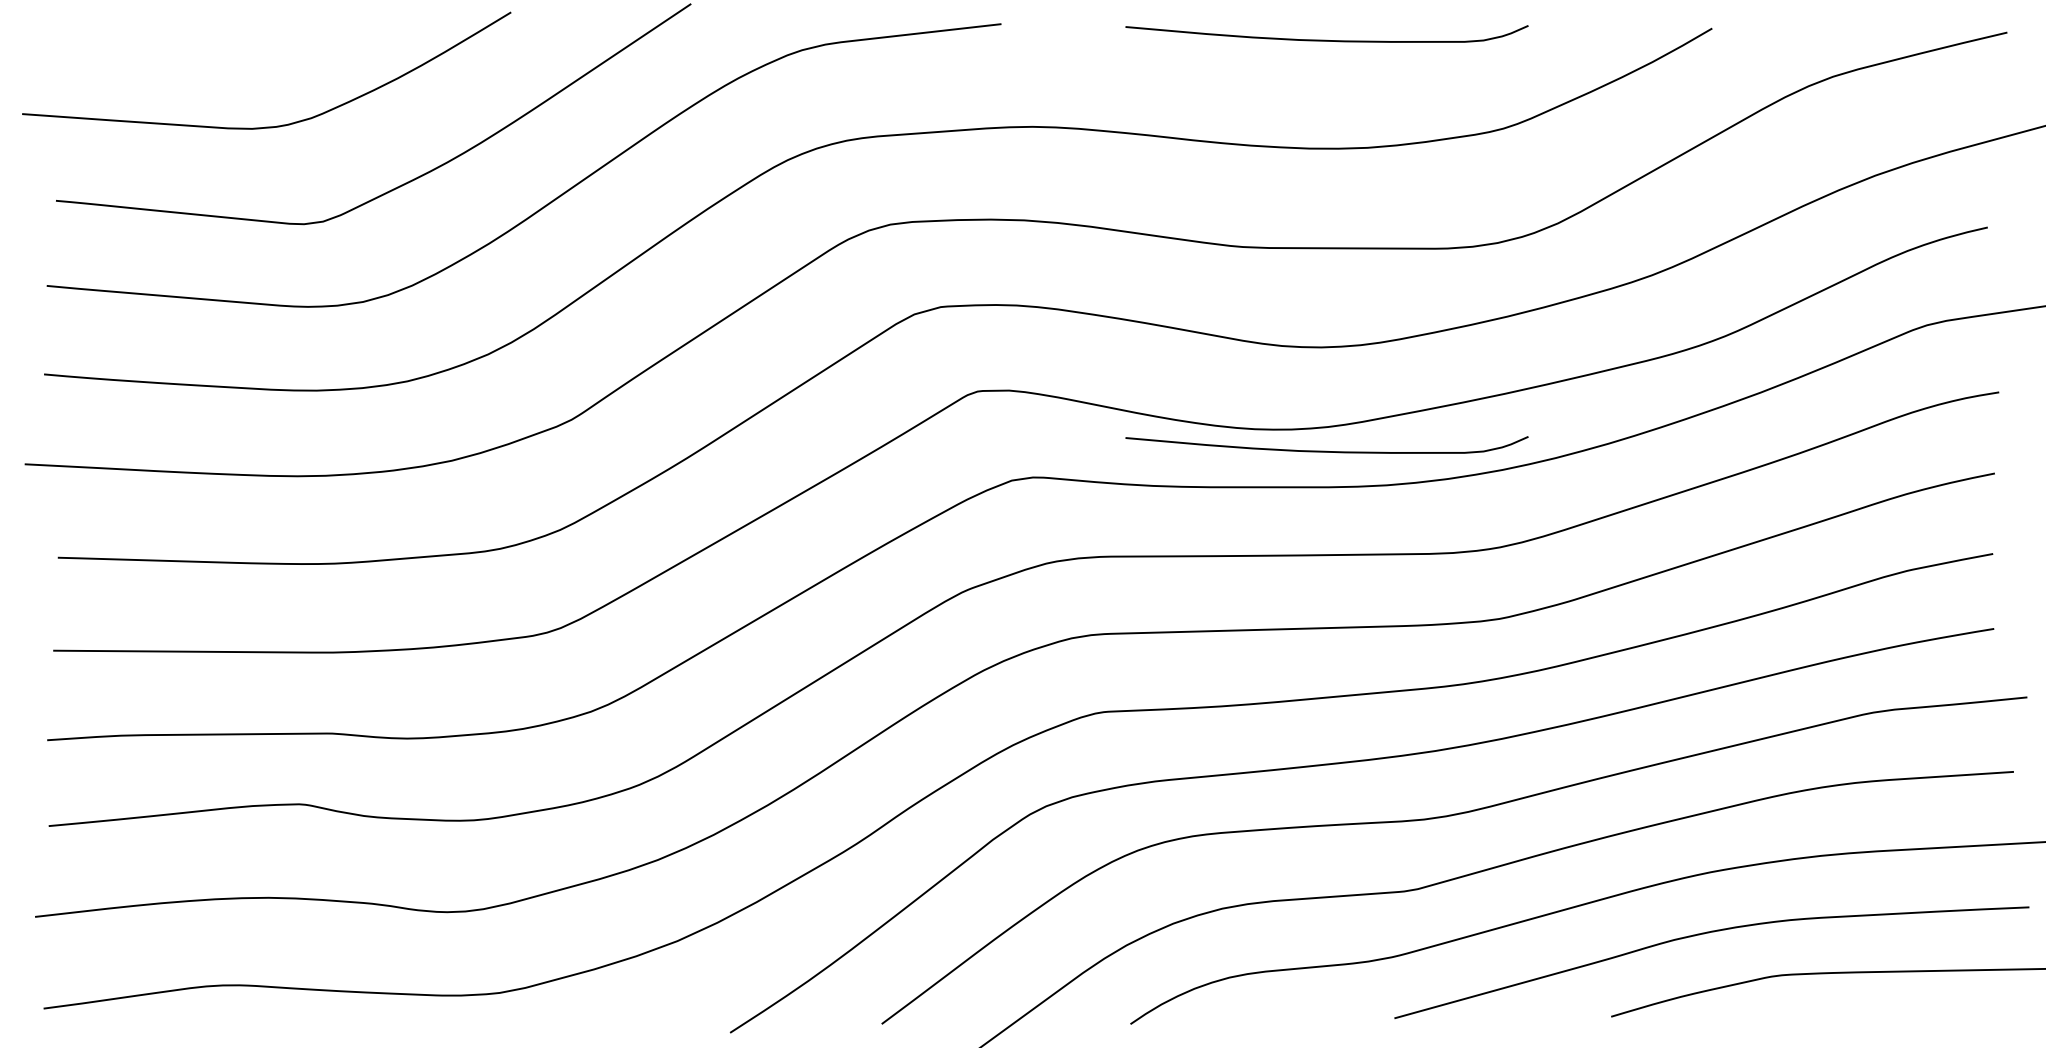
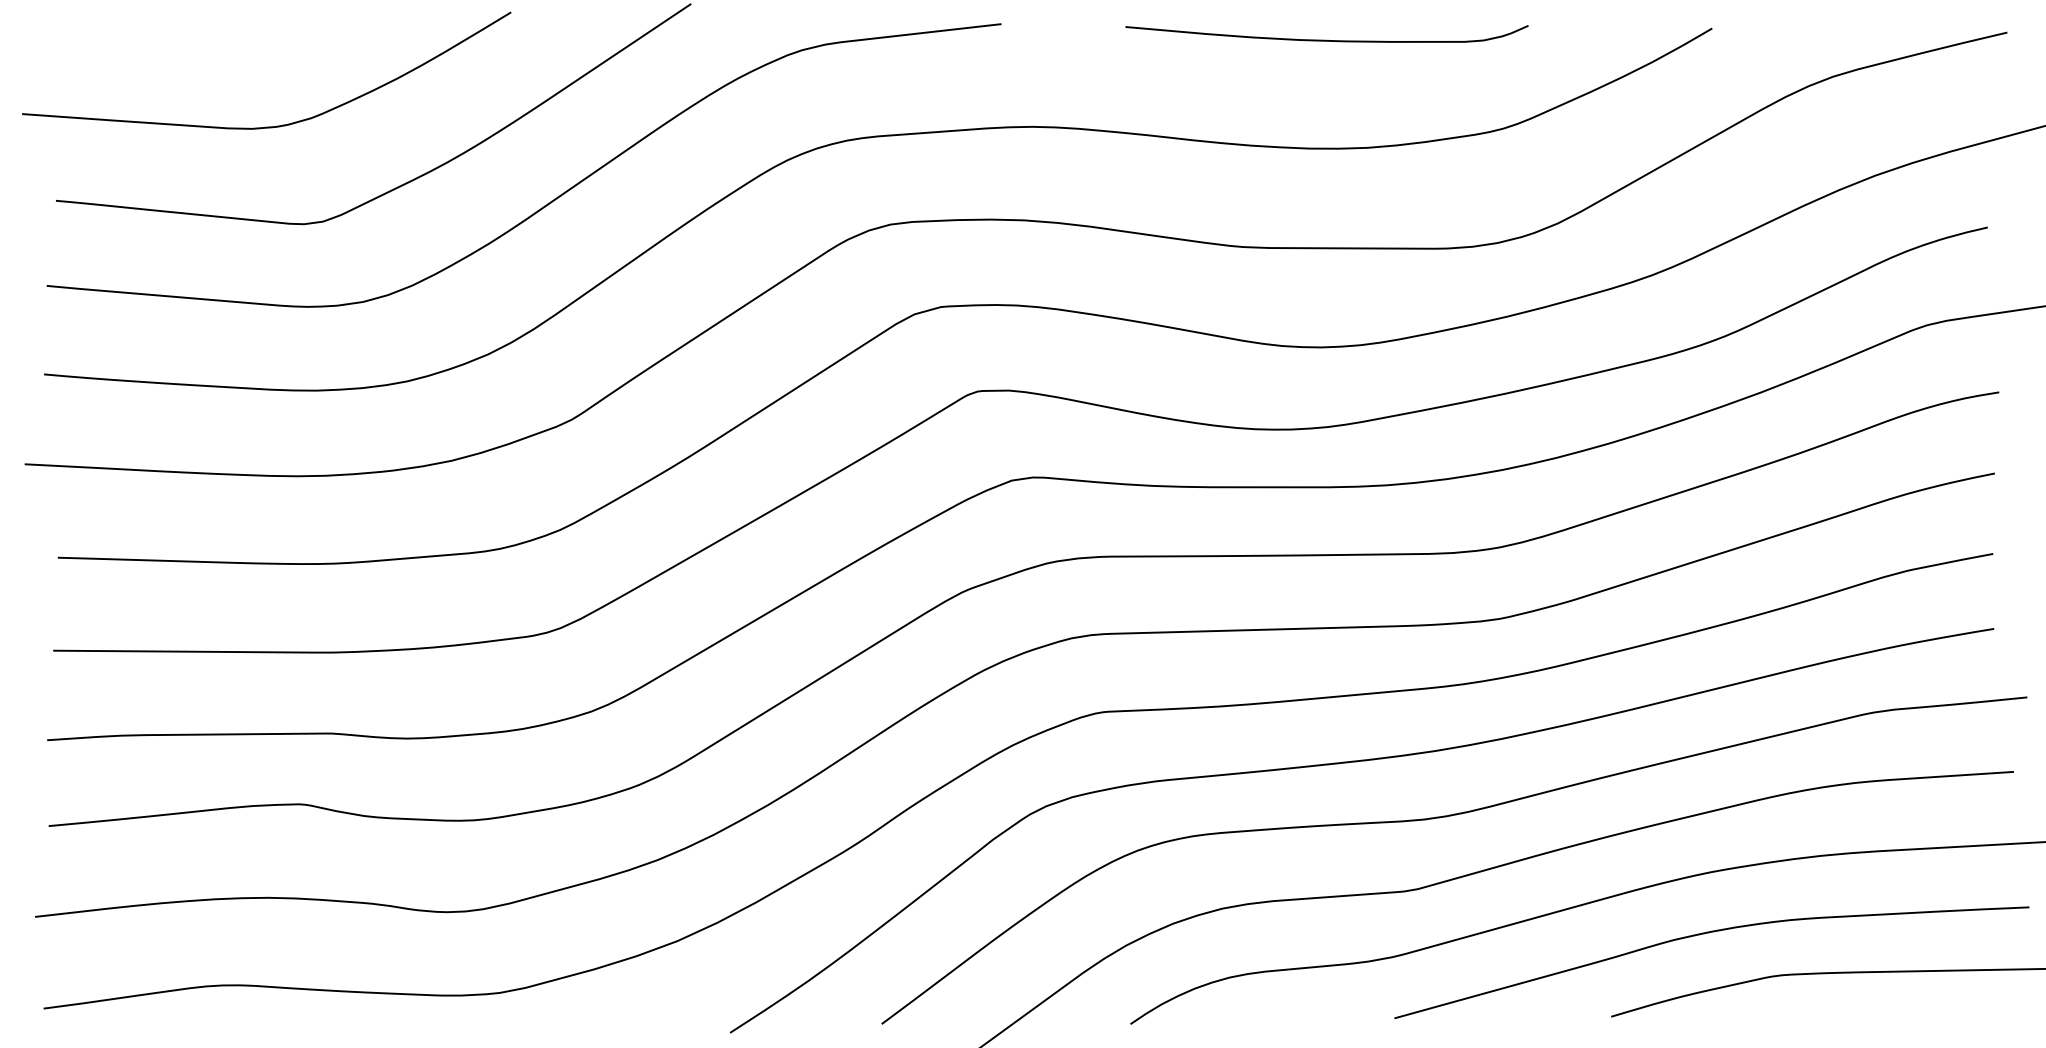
curve: present -> none (1326, 450)
